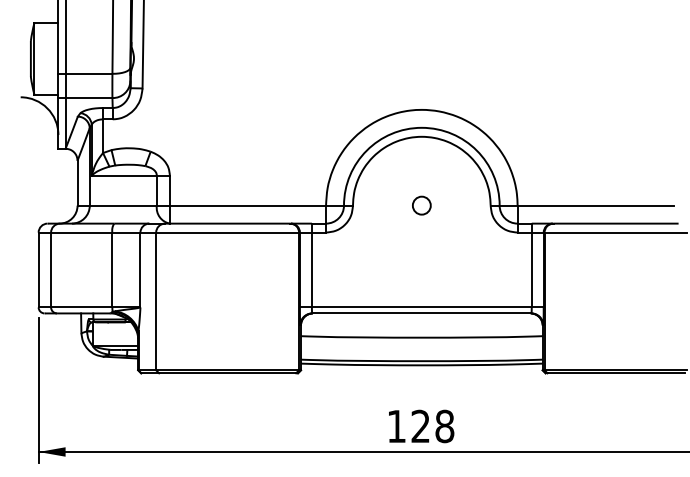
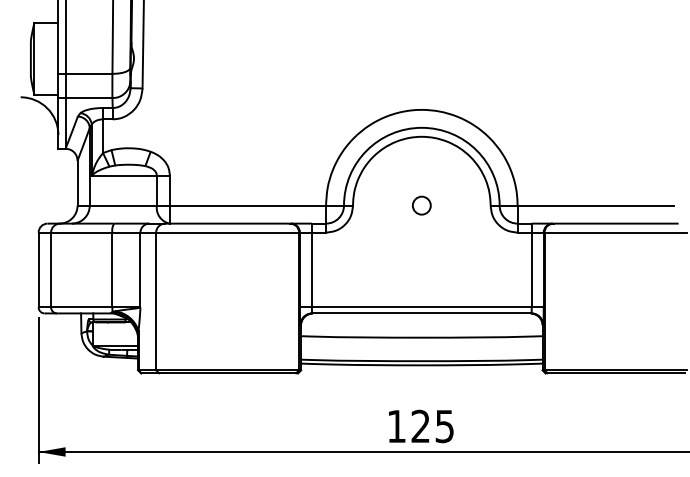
text: 128 -> 125 (444, 426)
